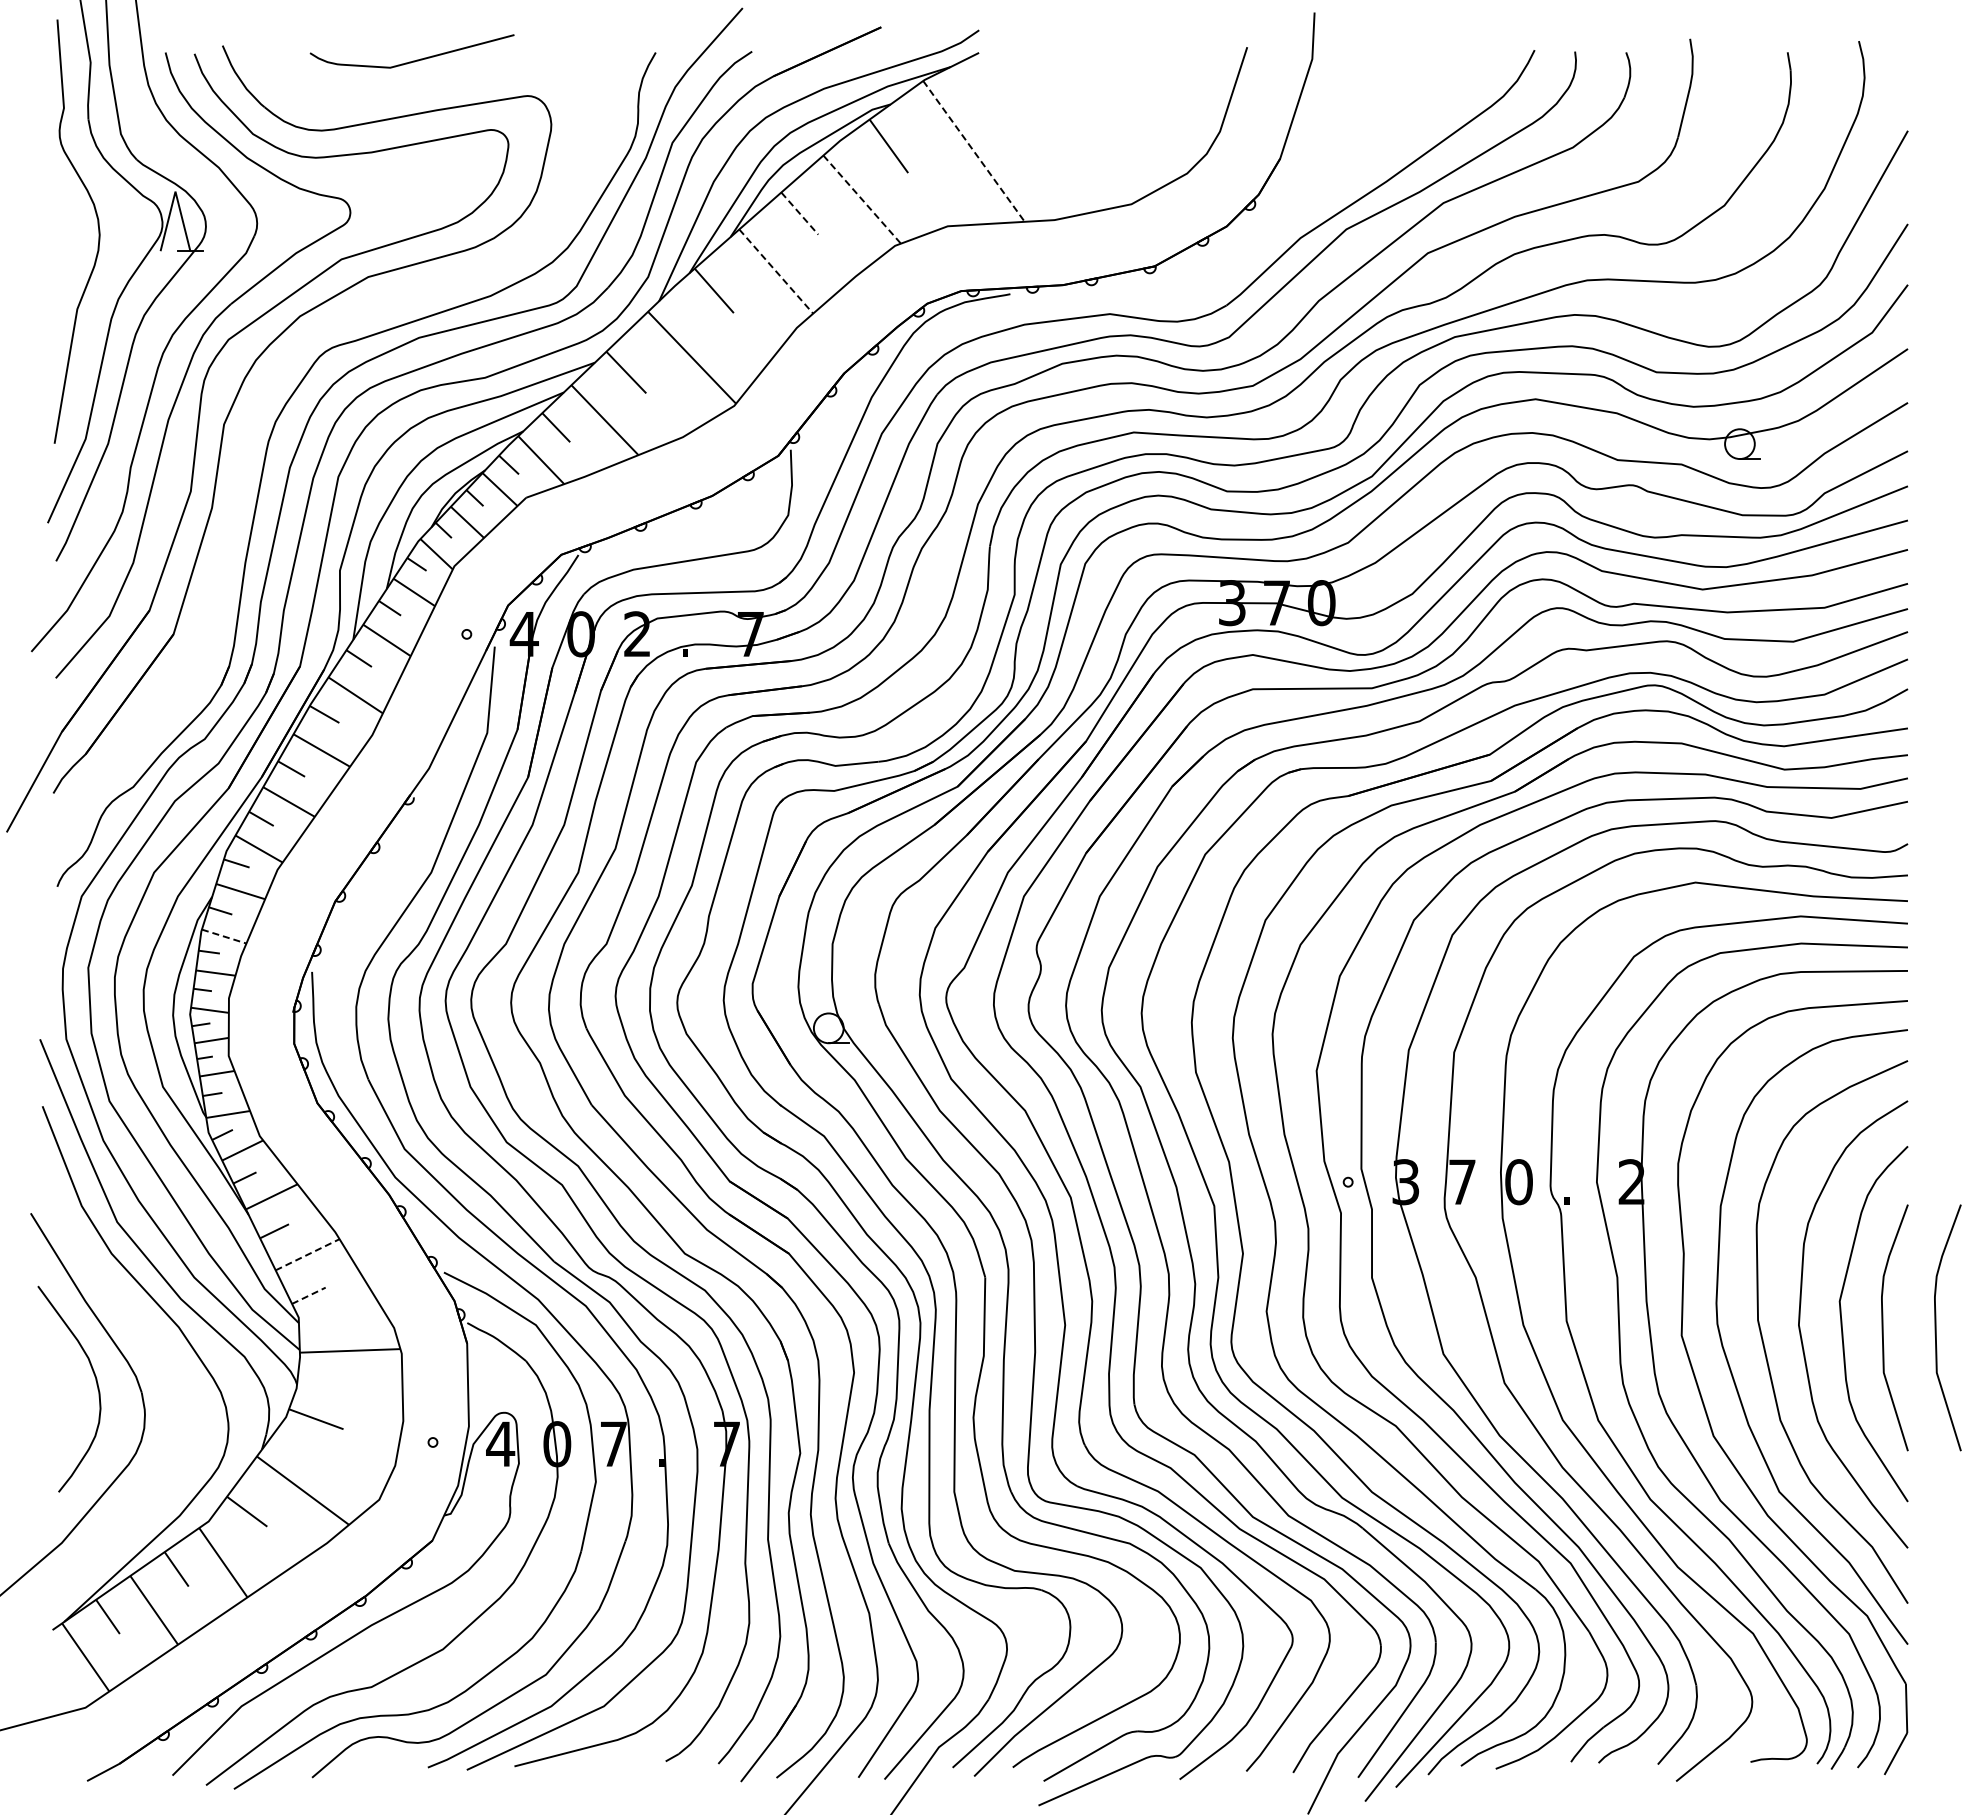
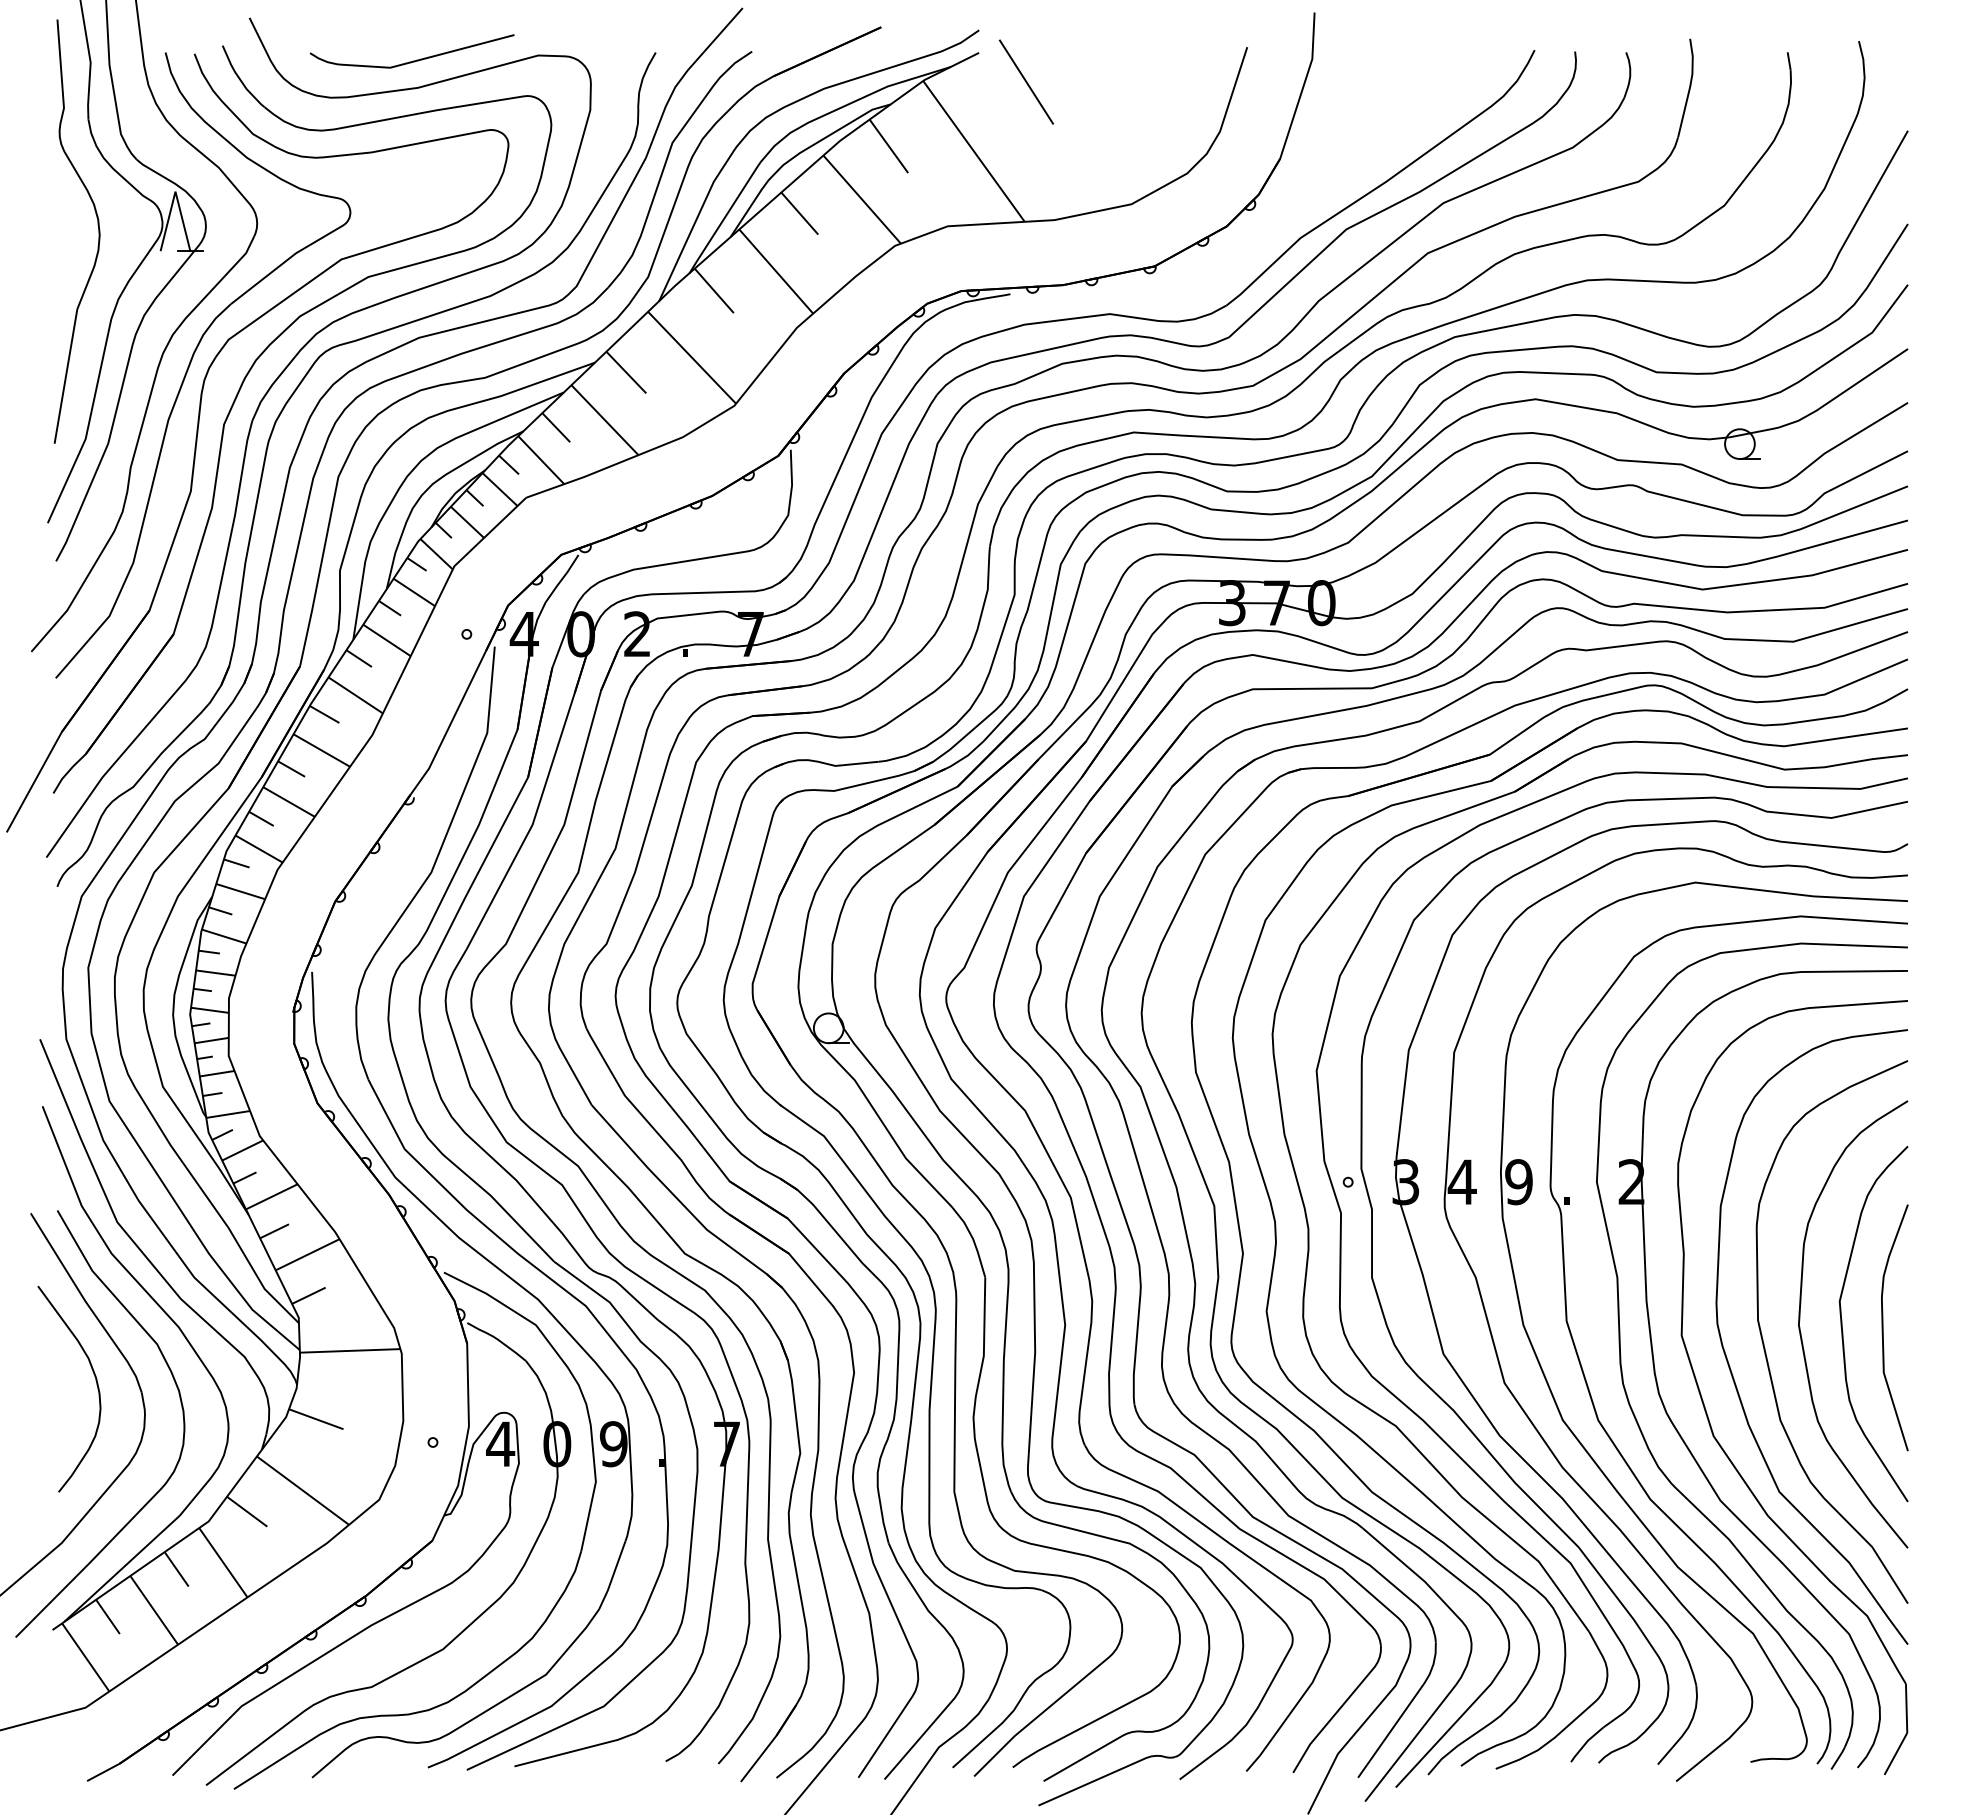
line: none -> present (1025, 81)
line: dashed -> solid (973, 151)
line: dashed -> solid (862, 199)
line: dashed -> solid (799, 213)
line: dashed -> solid (776, 271)
part: none -> present (257, 412)
line: dashed -> solid (224, 936)
text: 7 -> 4 (1461, 1181)
text: 0 -> 9 (1518, 1182)
line: dashed -> solid (307, 1254)
line: dashed -> solid (308, 1295)
curve: present -> none (1936, 1327)
curve: none -> present (182, 1415)
text: 7 -> 9 (613, 1444)
